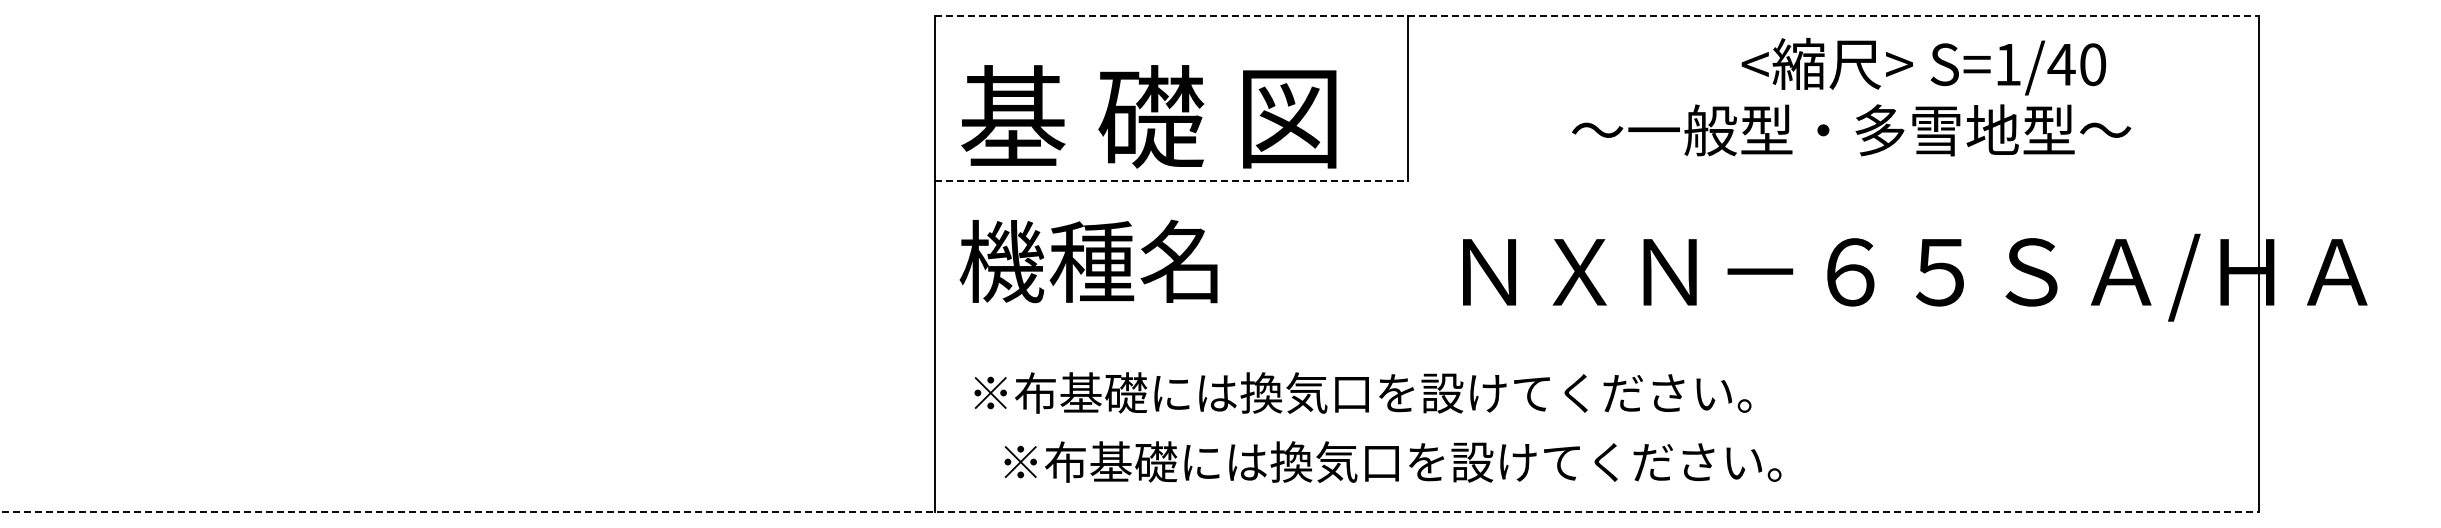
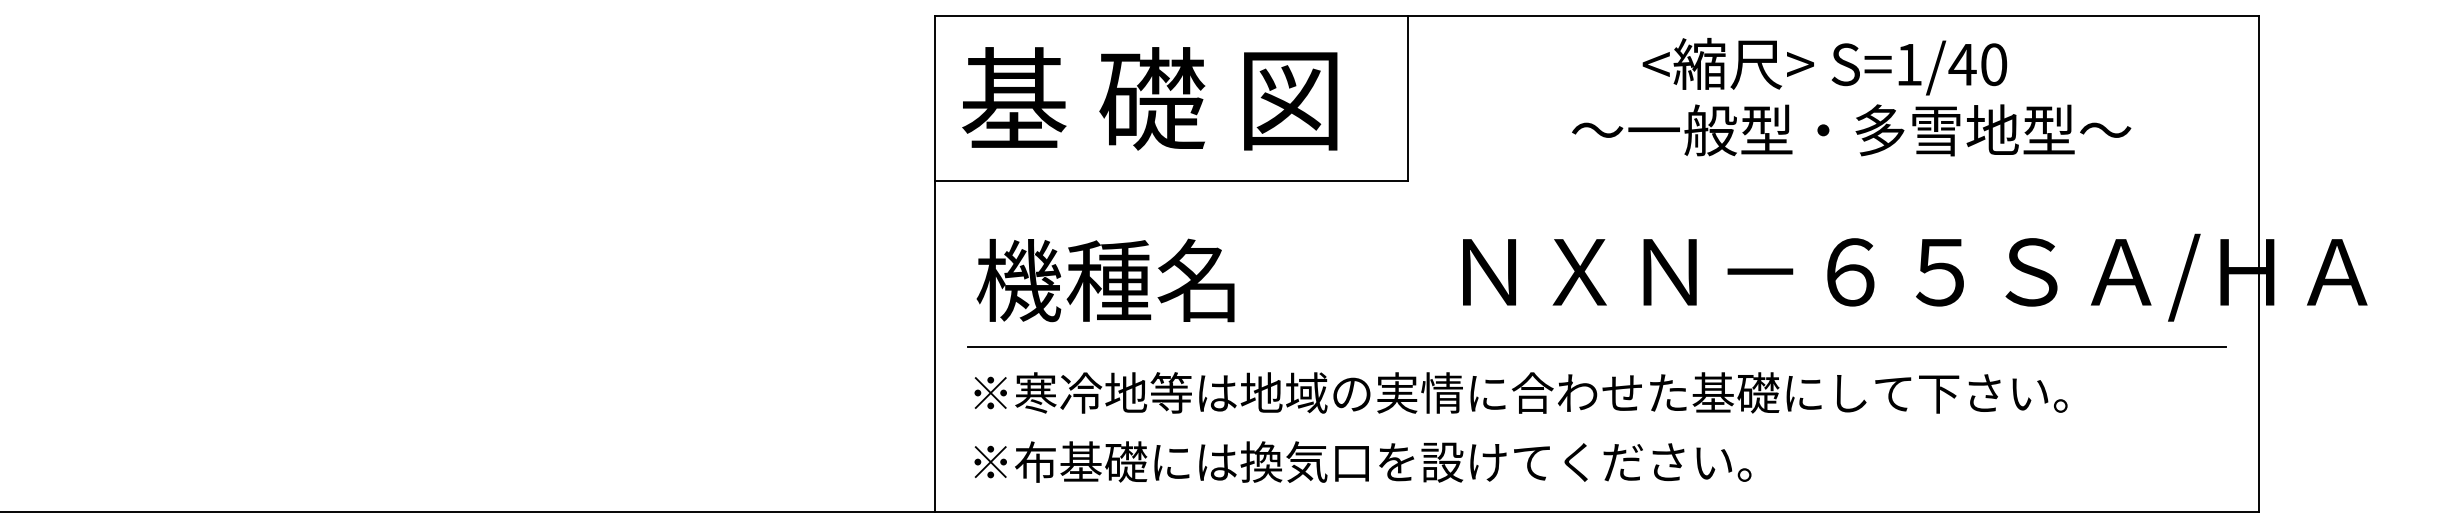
line: dashed -> solid (1597, 15)
text position: (1923, 66) -> (1824, 66) (1824, 66)
text position: (1148, 116) -> (1149, 98) (1149, 98)
line: dashed -> solid (1171, 181)
text position: (1088, 261) -> (1105, 280) (1105, 280)
line: none -> present (1596, 346)
text: ※布基礎には換気口を設けてください。 -> ※寒冷地等は地域の実情に合わせた基礎にして下さい。 (1541, 392)
text position: (1392, 461) -> (1362, 461) (1362, 461)
line: dashed -> solid (1130, 512)
